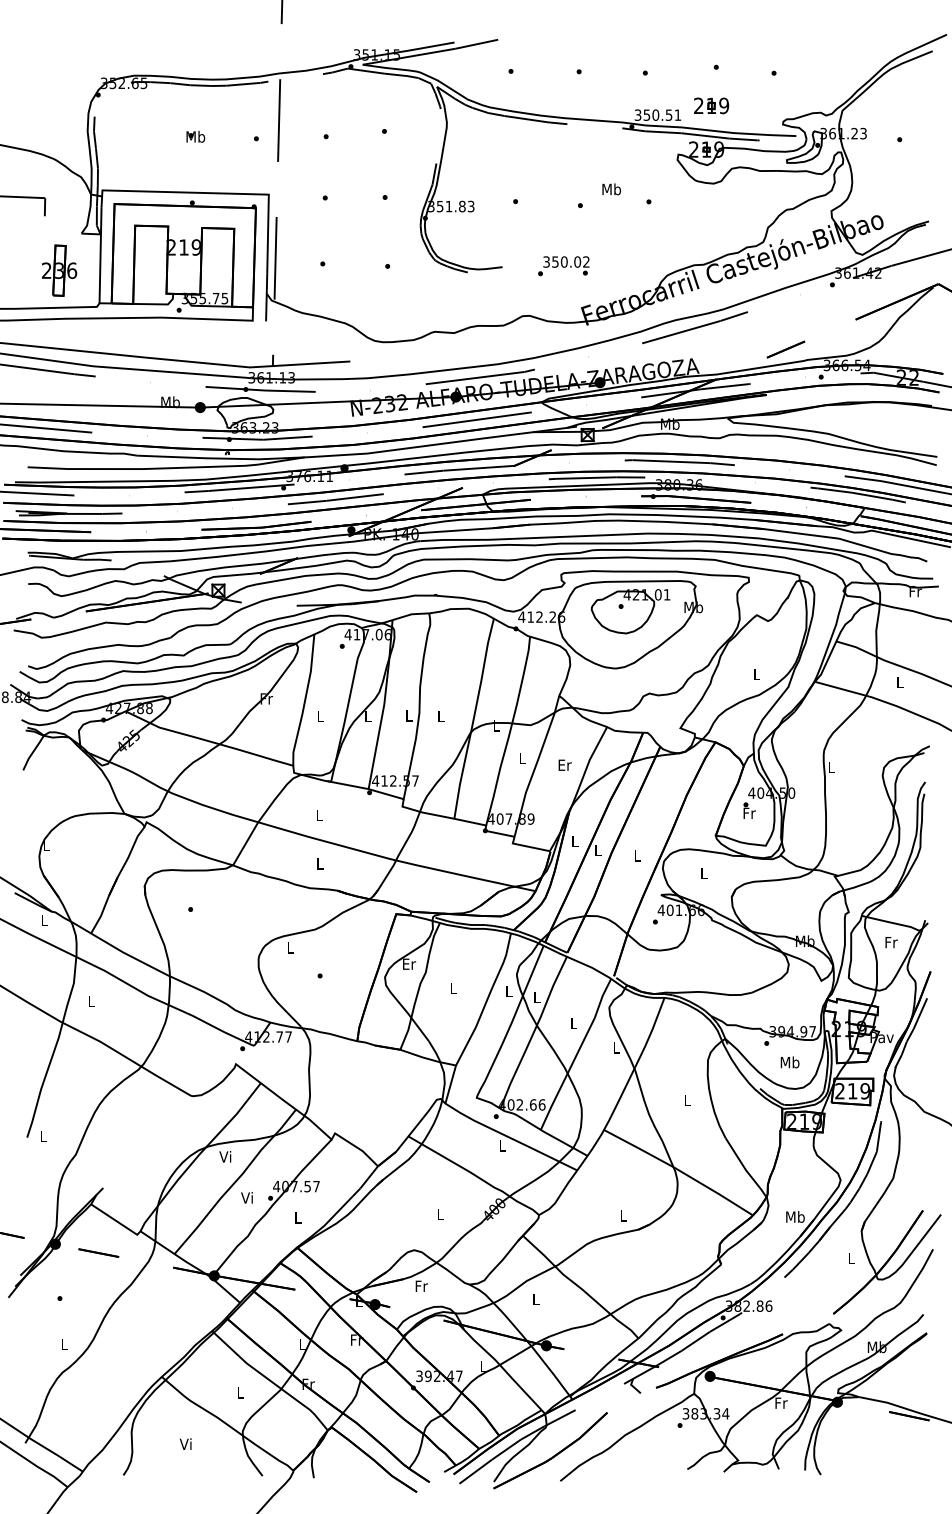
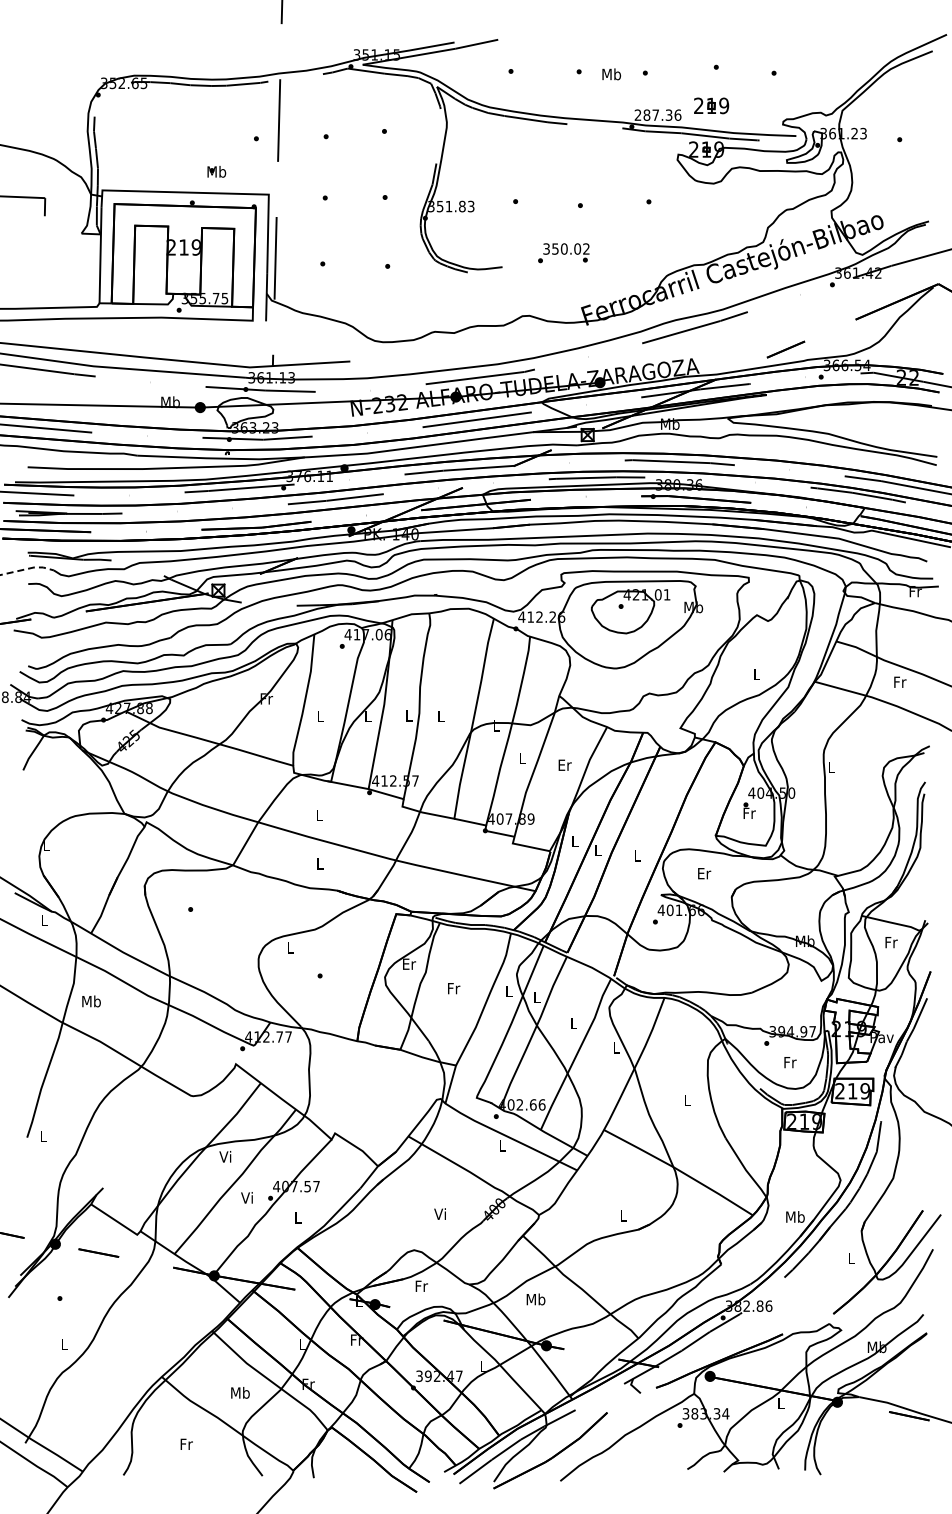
text: 350.51 -> 287.36 (657, 114)
text position: (195, 136) -> (216, 171) (216, 171)
text position: (611, 189) -> (611, 74) (611, 74)
text position: (563, 266) -> (563, 253) (563, 253)
part: present -> none (59, 270)
line: solid -> dashed (28, 568)
text: L -> Fr (900, 681)
text: L -> Er (704, 873)
text: L -> Fr (454, 988)
text: L -> Mb (91, 1001)
text: Mb -> Fr (789, 1062)
text: L -> Vi (439, 1213)
text: L -> Mb (535, 1299)
text: L -> Mb (240, 1392)
text: Fr -> L (781, 1402)
text: Vi -> Fr (185, 1443)
